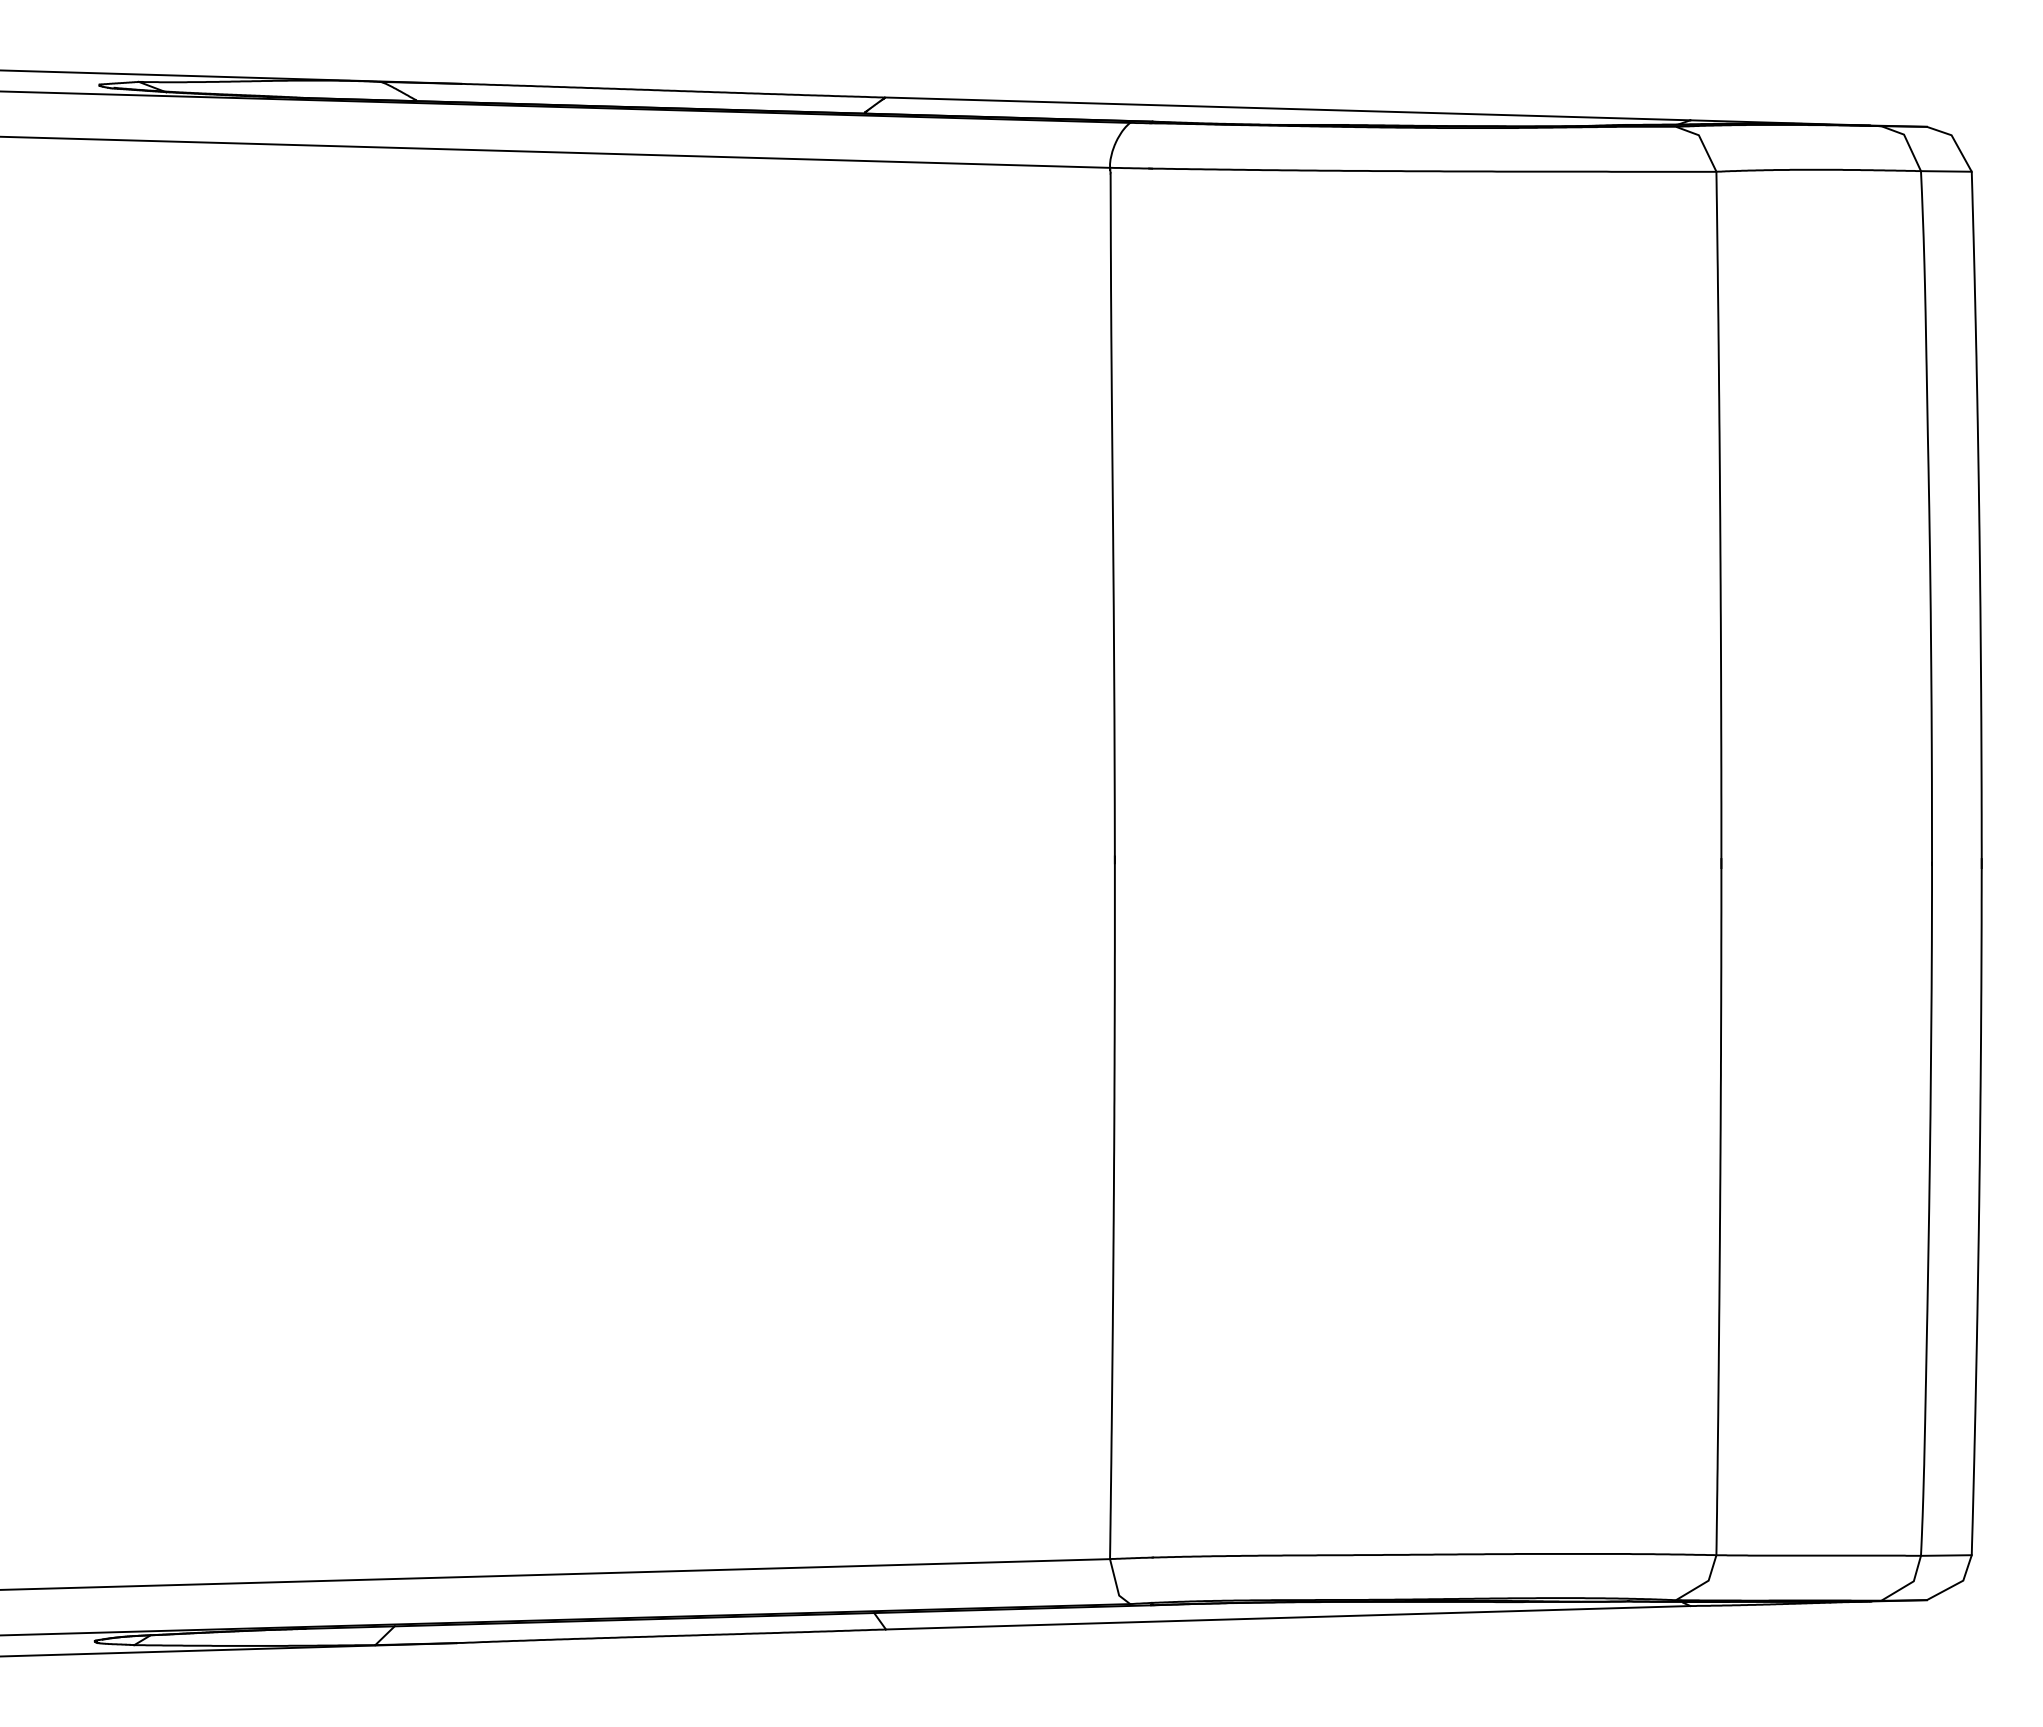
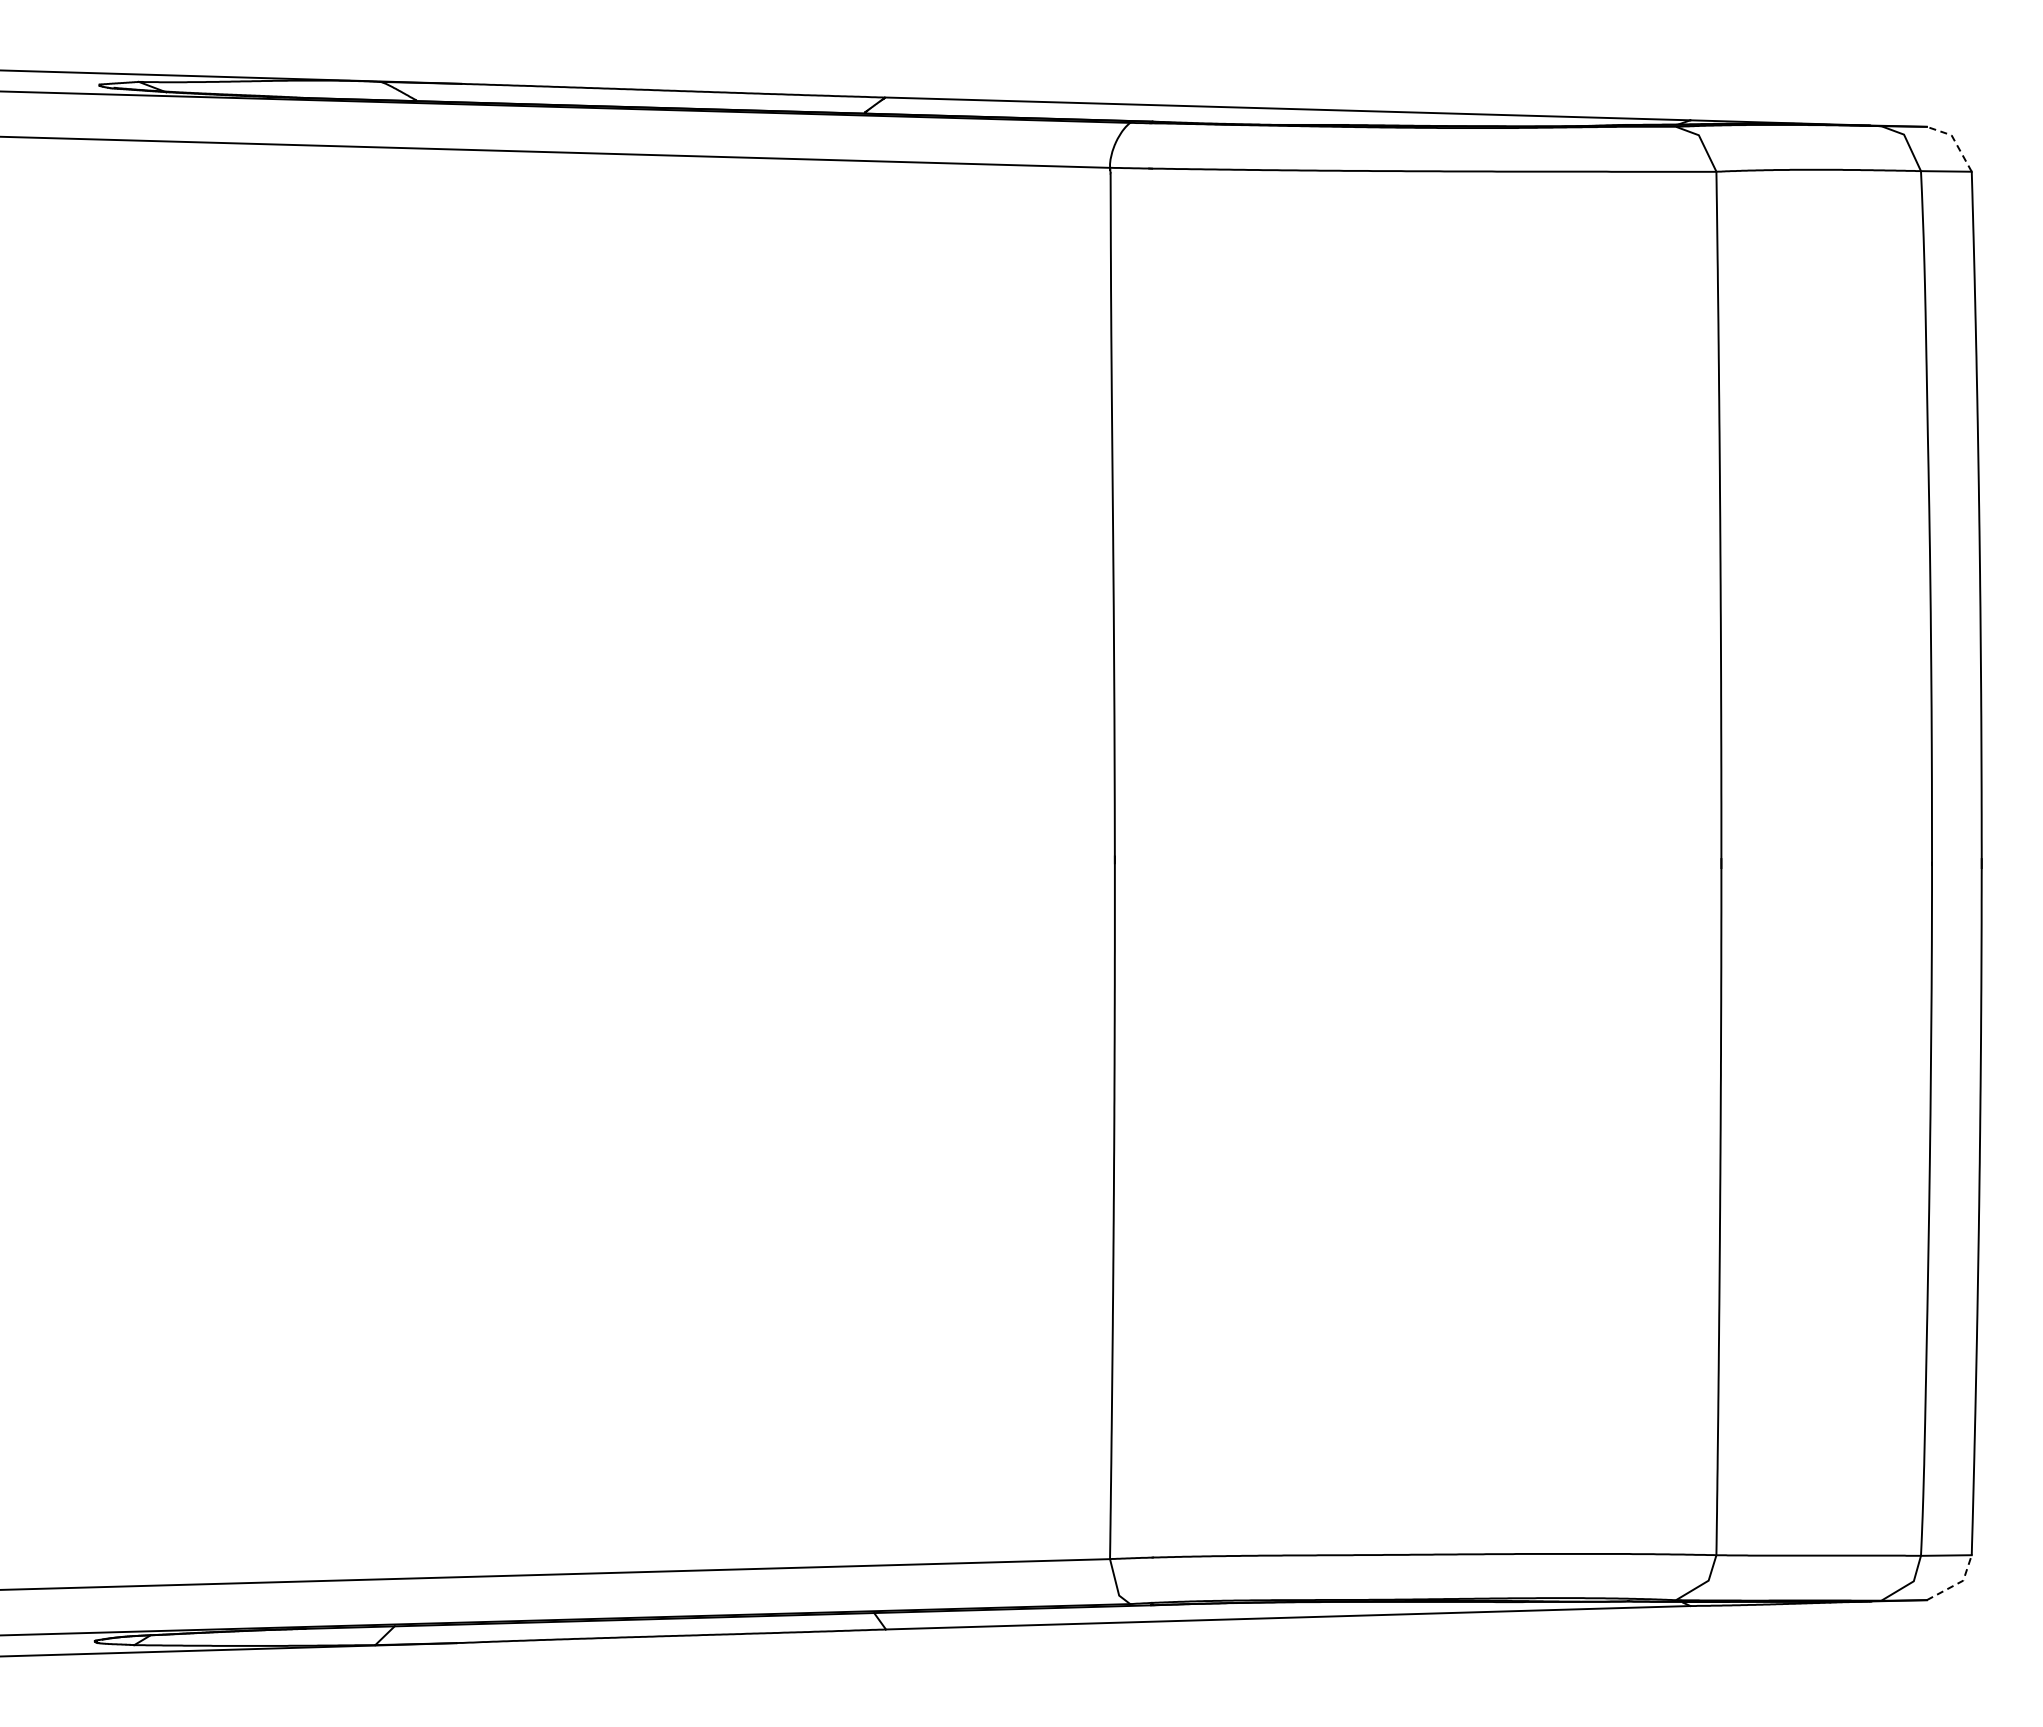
line: solid -> dashed (1954, 141)
line: solid -> dashed (1957, 1583)
